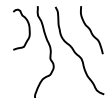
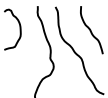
curve position: (28, 29) -> (19, 29) (19, 29)
